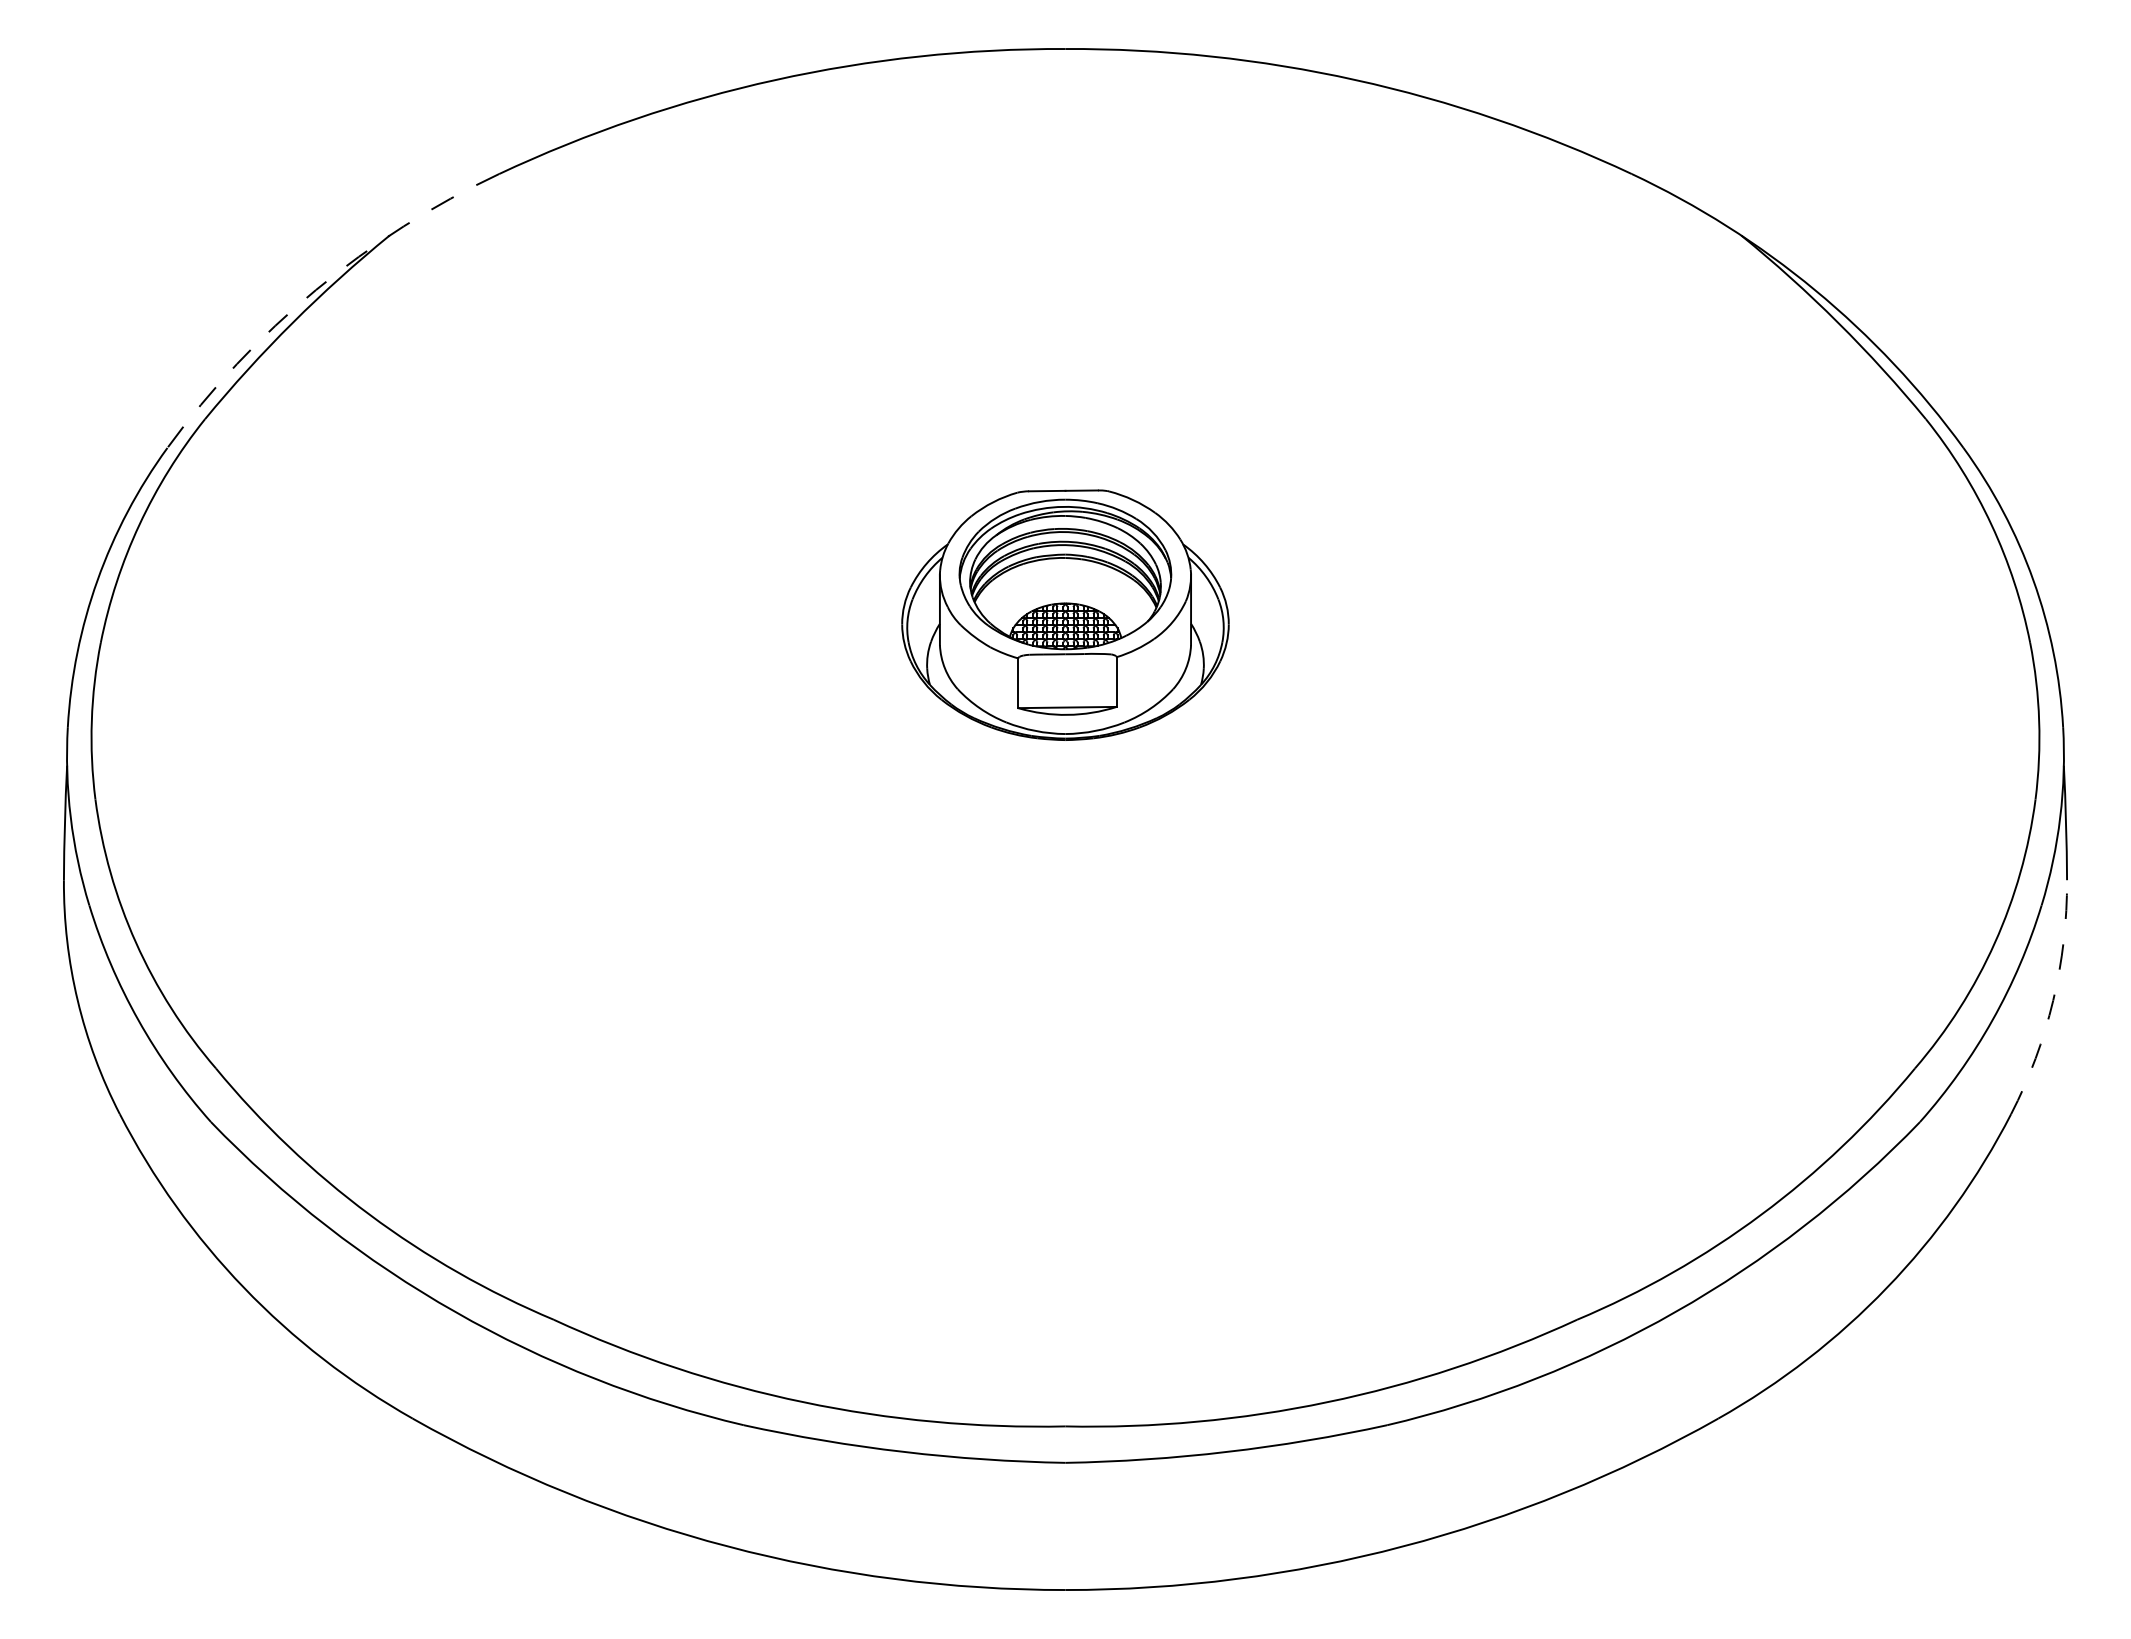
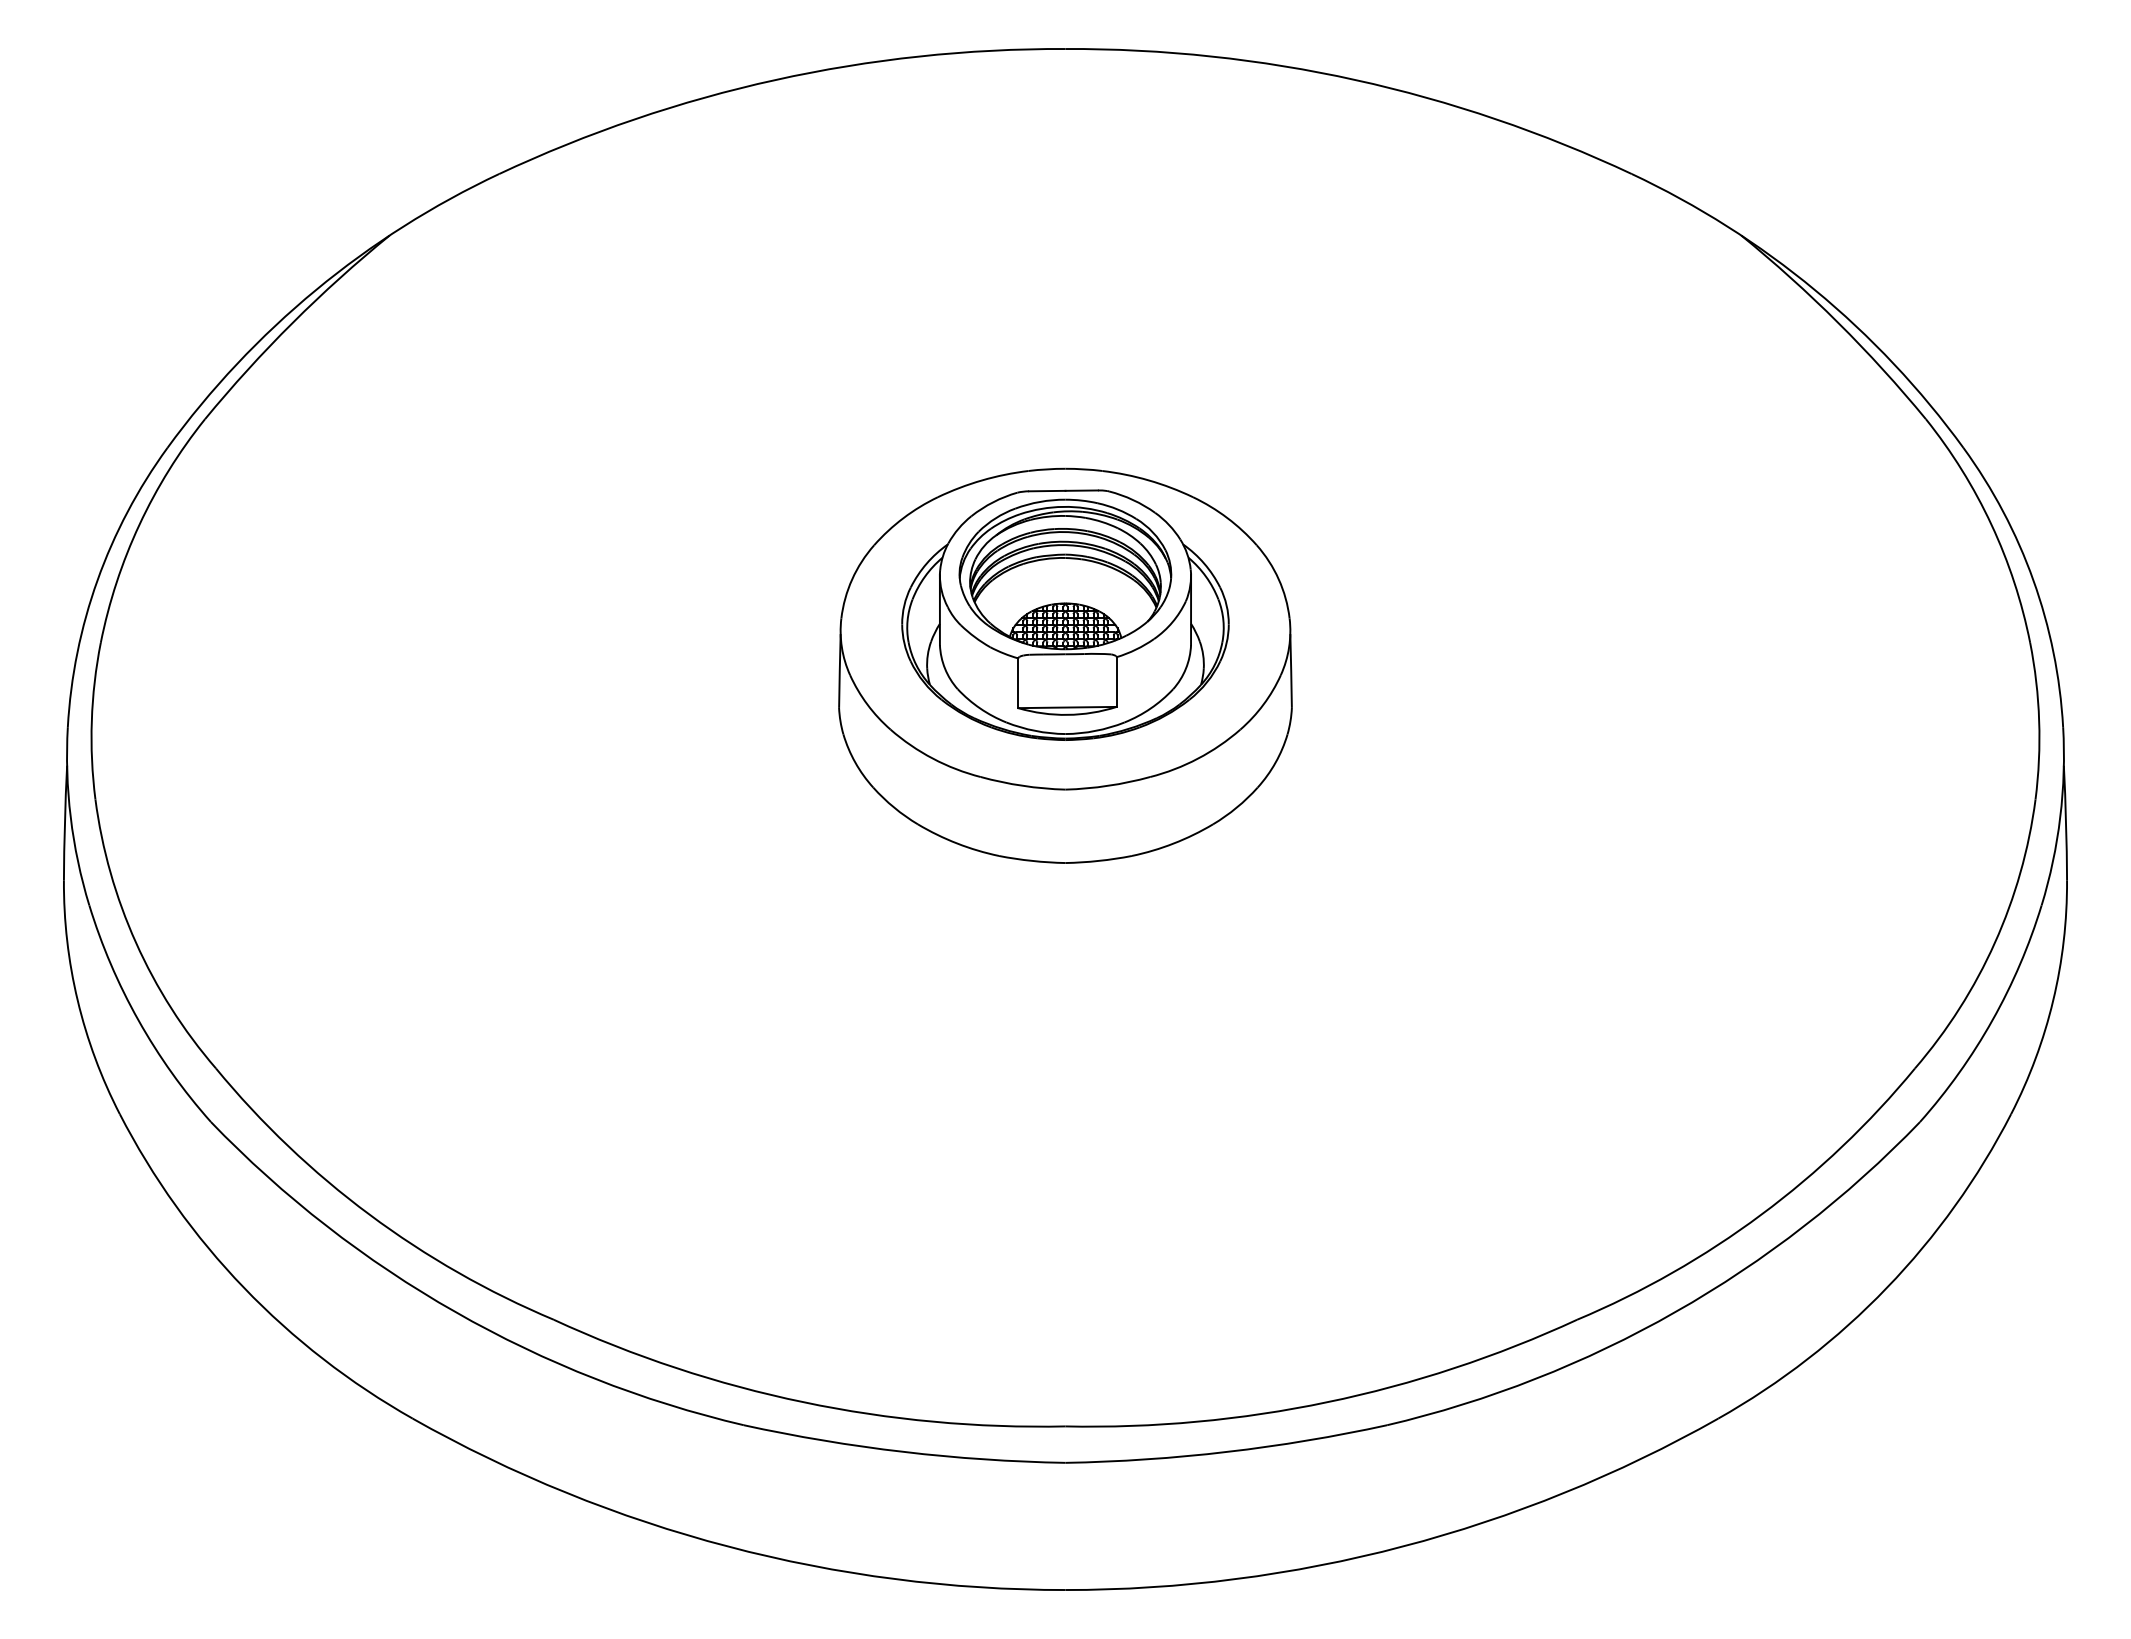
arc: dashed -> solid (316, 290)
part: none -> present (1065, 665)
arc: dashed -> solid (2053, 1000)
